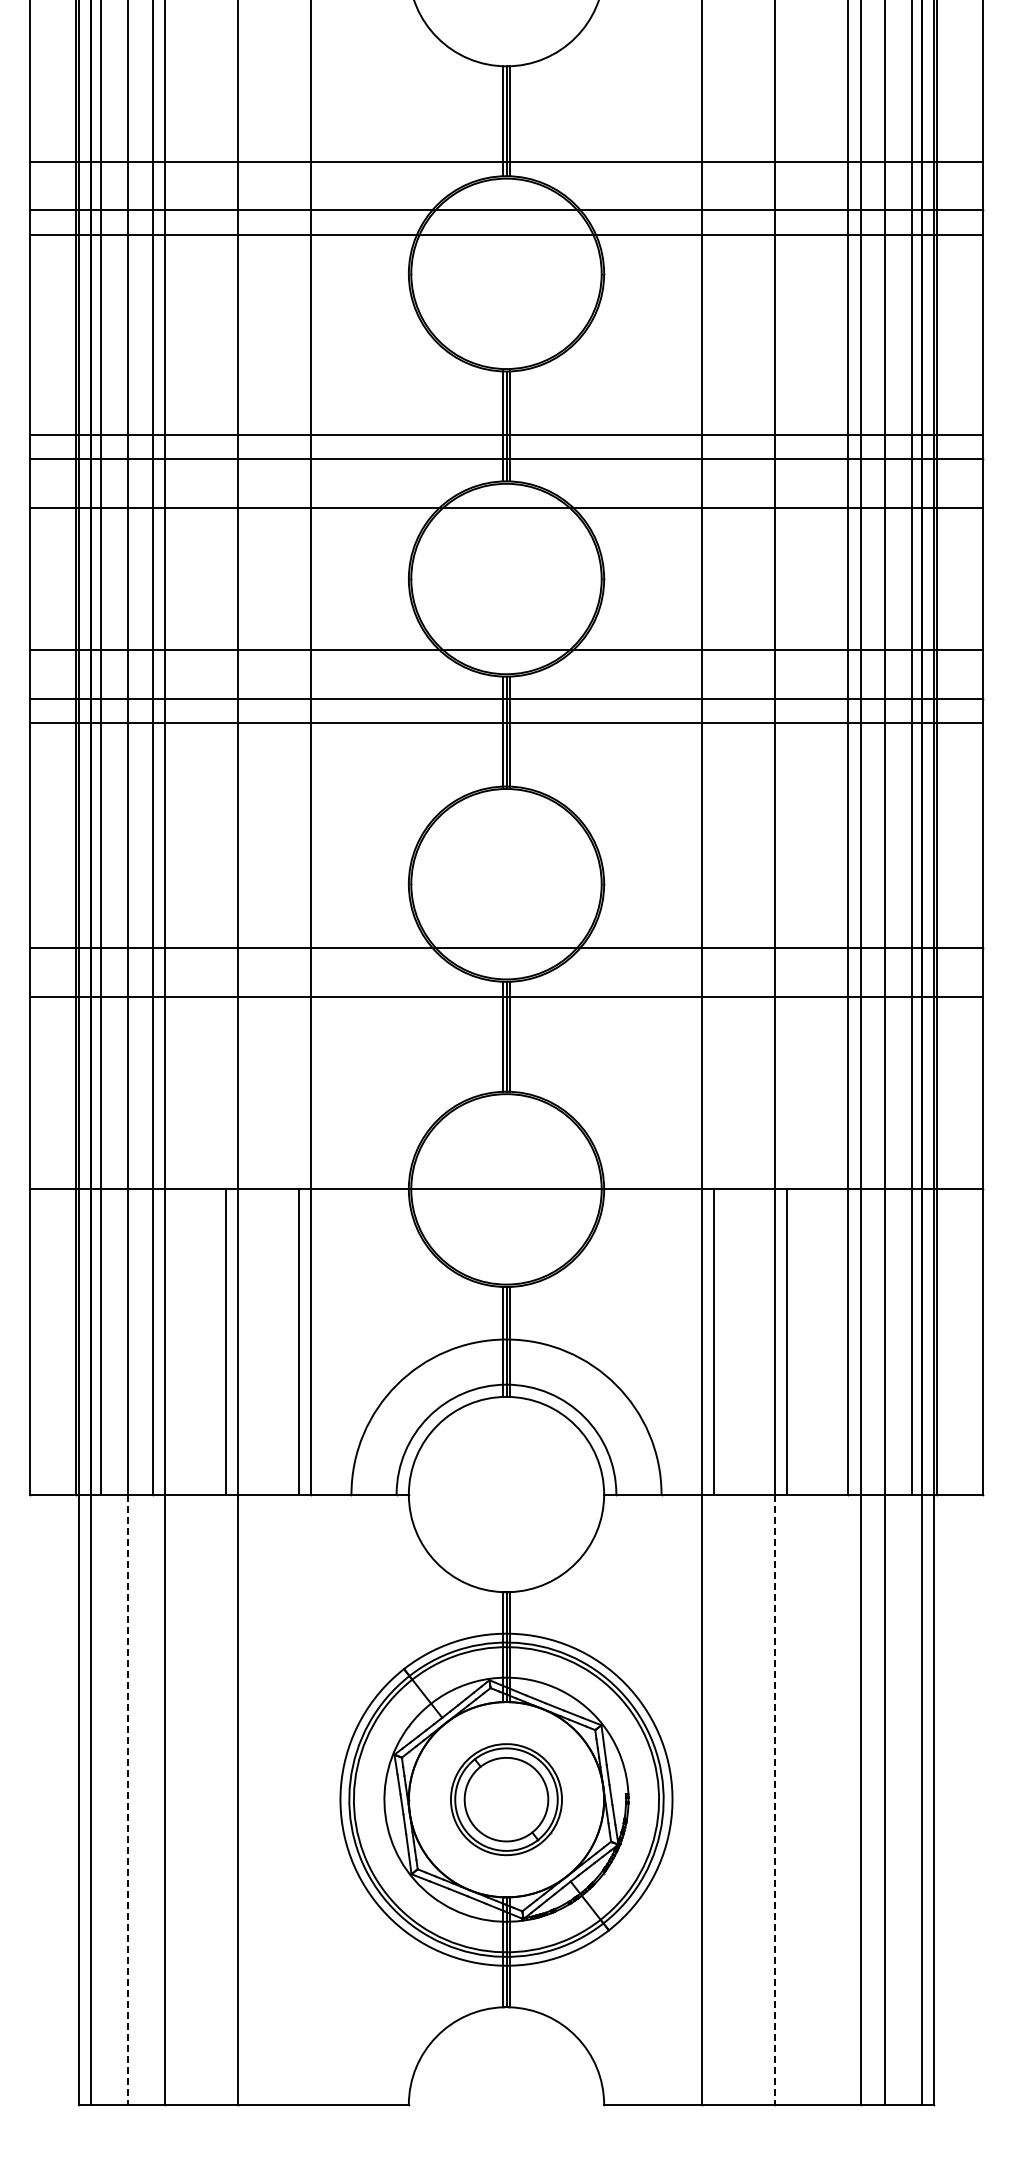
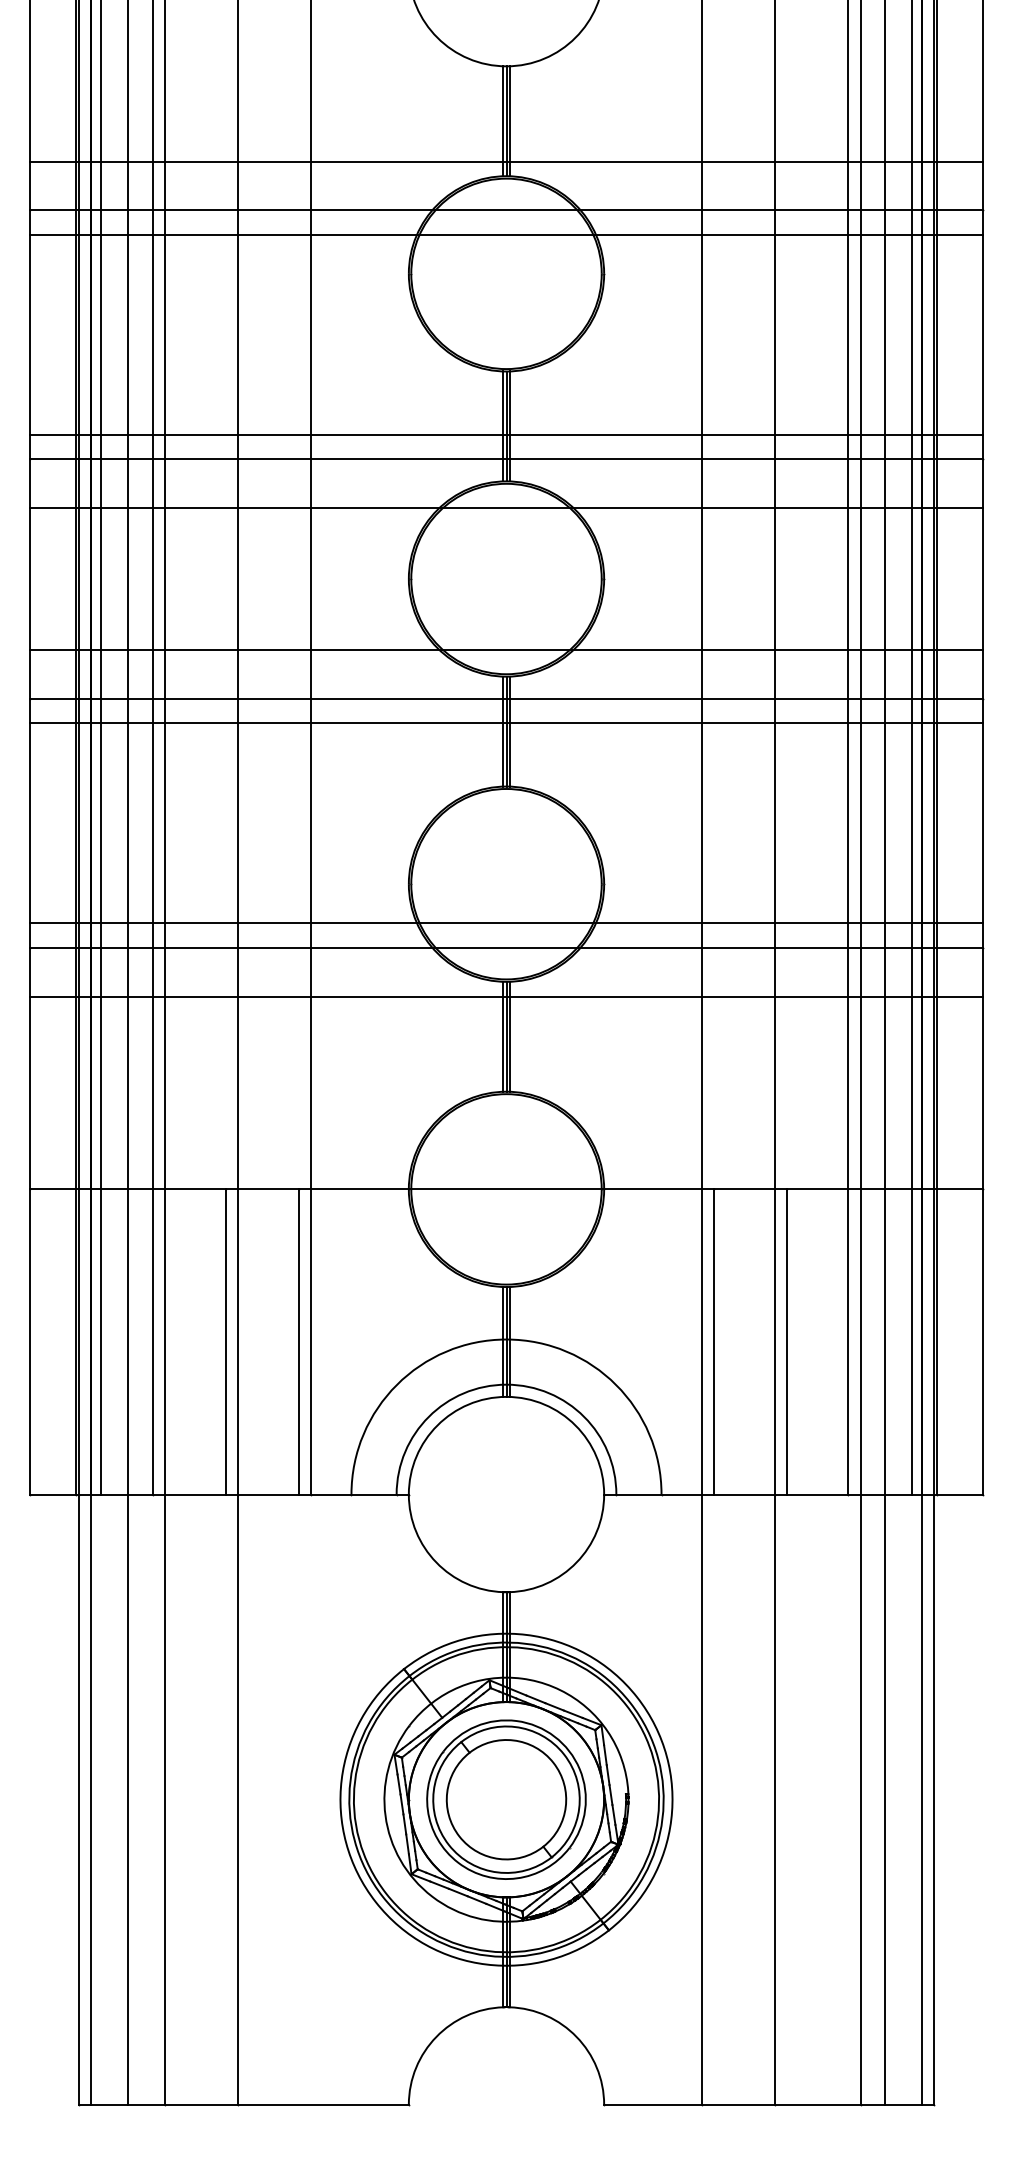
line: none -> present (506, 923)
part size: 113x114 px -> 161x161 px (506, 1799)
line: dashed -> solid (128, 1800)
line: dashed -> solid (775, 1800)
